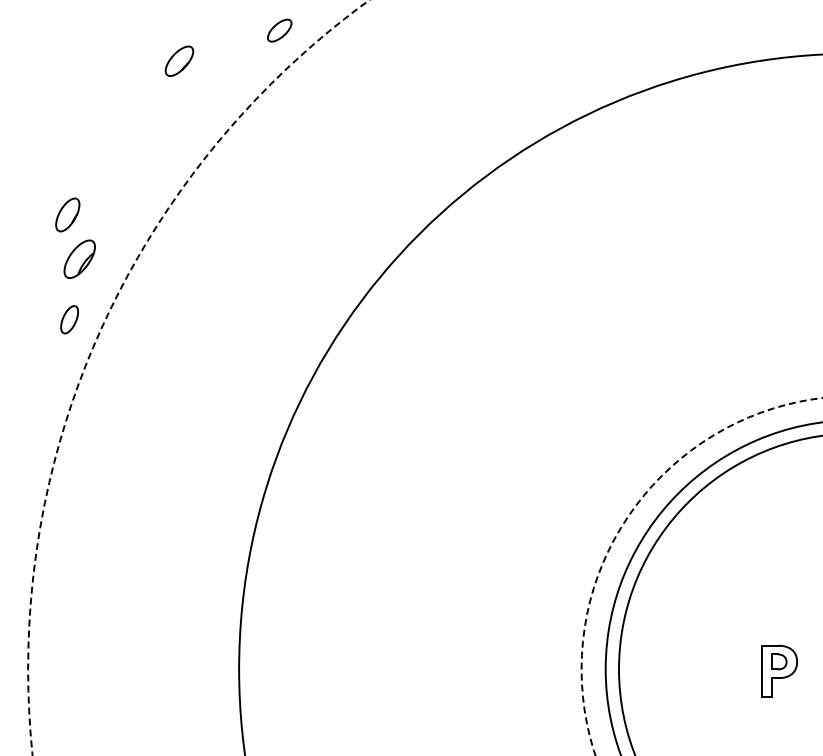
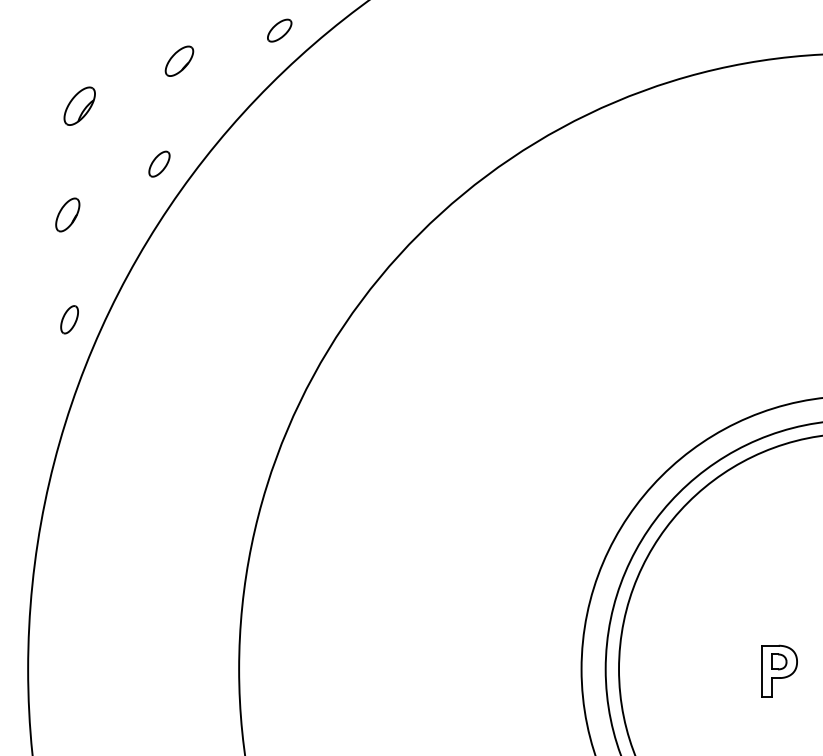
part: none -> present (159, 163)
part position: (79, 258) -> (79, 105) (79, 105)
circle: dashed -> solid (198, 377)
circle: dashed -> solid (701, 576)
